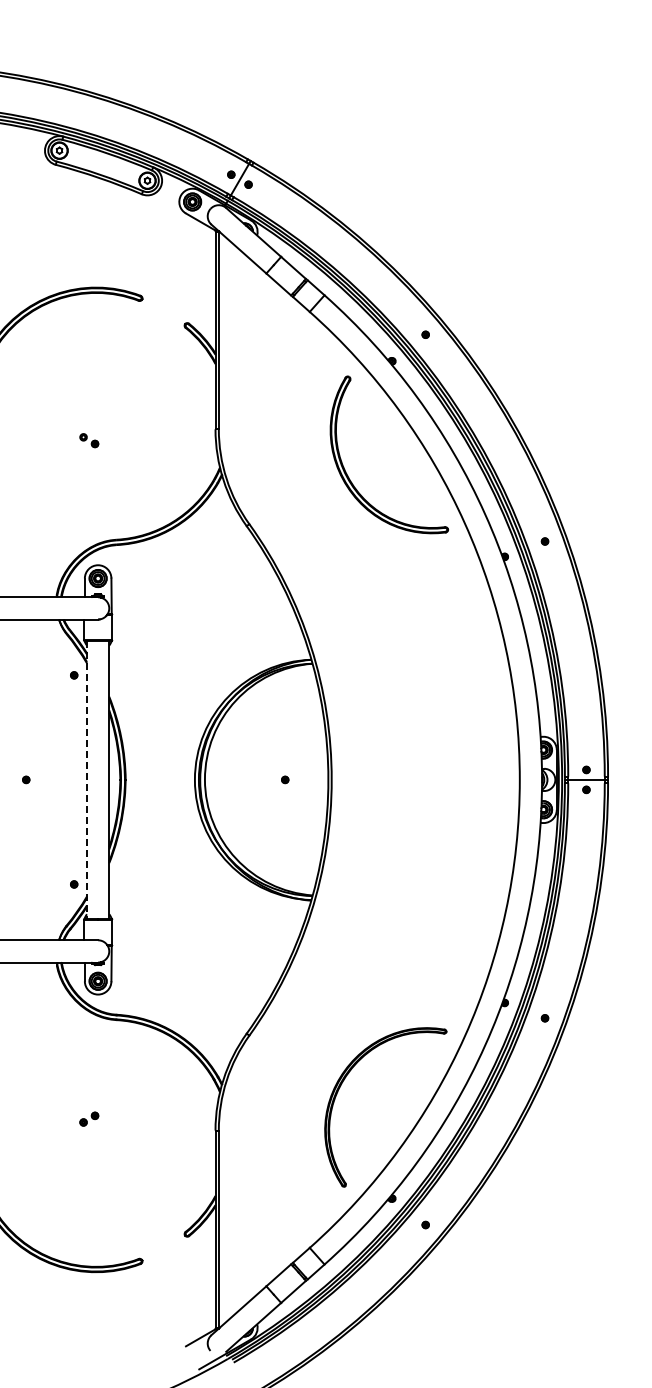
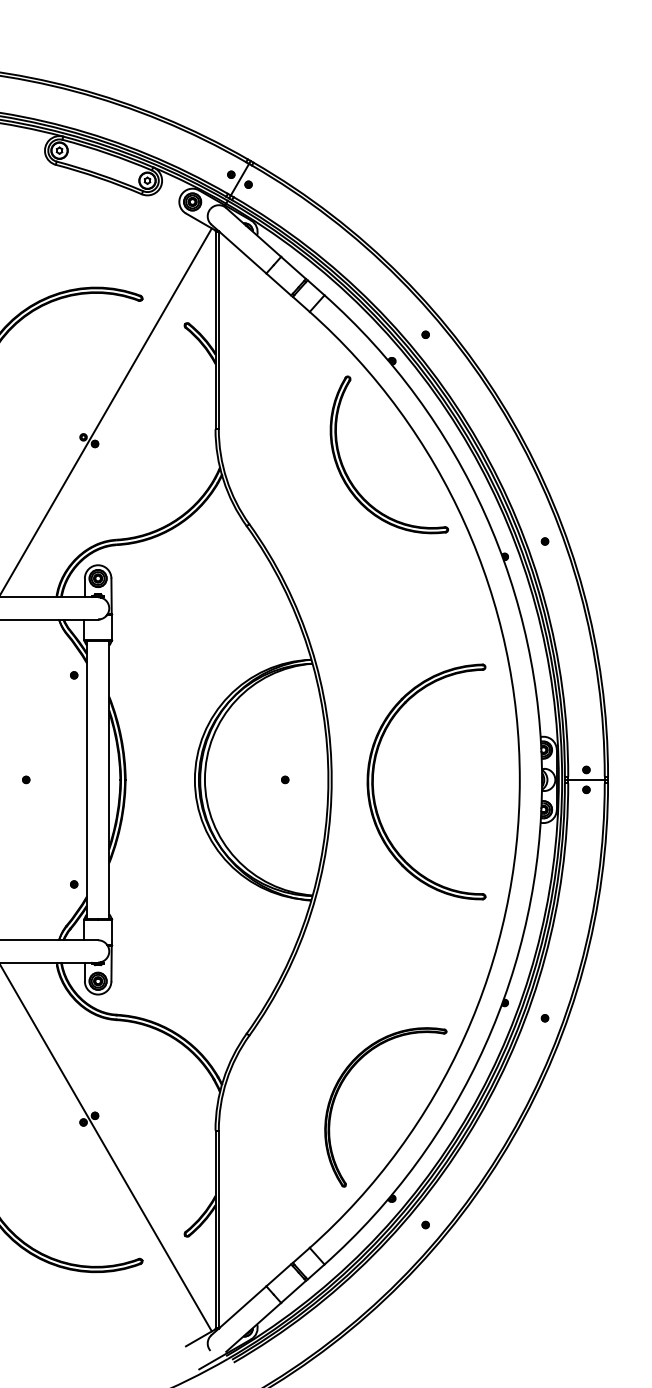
line: none -> present (106, 409)
part: none -> present (374, 773)
line: dashed -> solid (87, 780)
line: none -> present (106, 1149)
